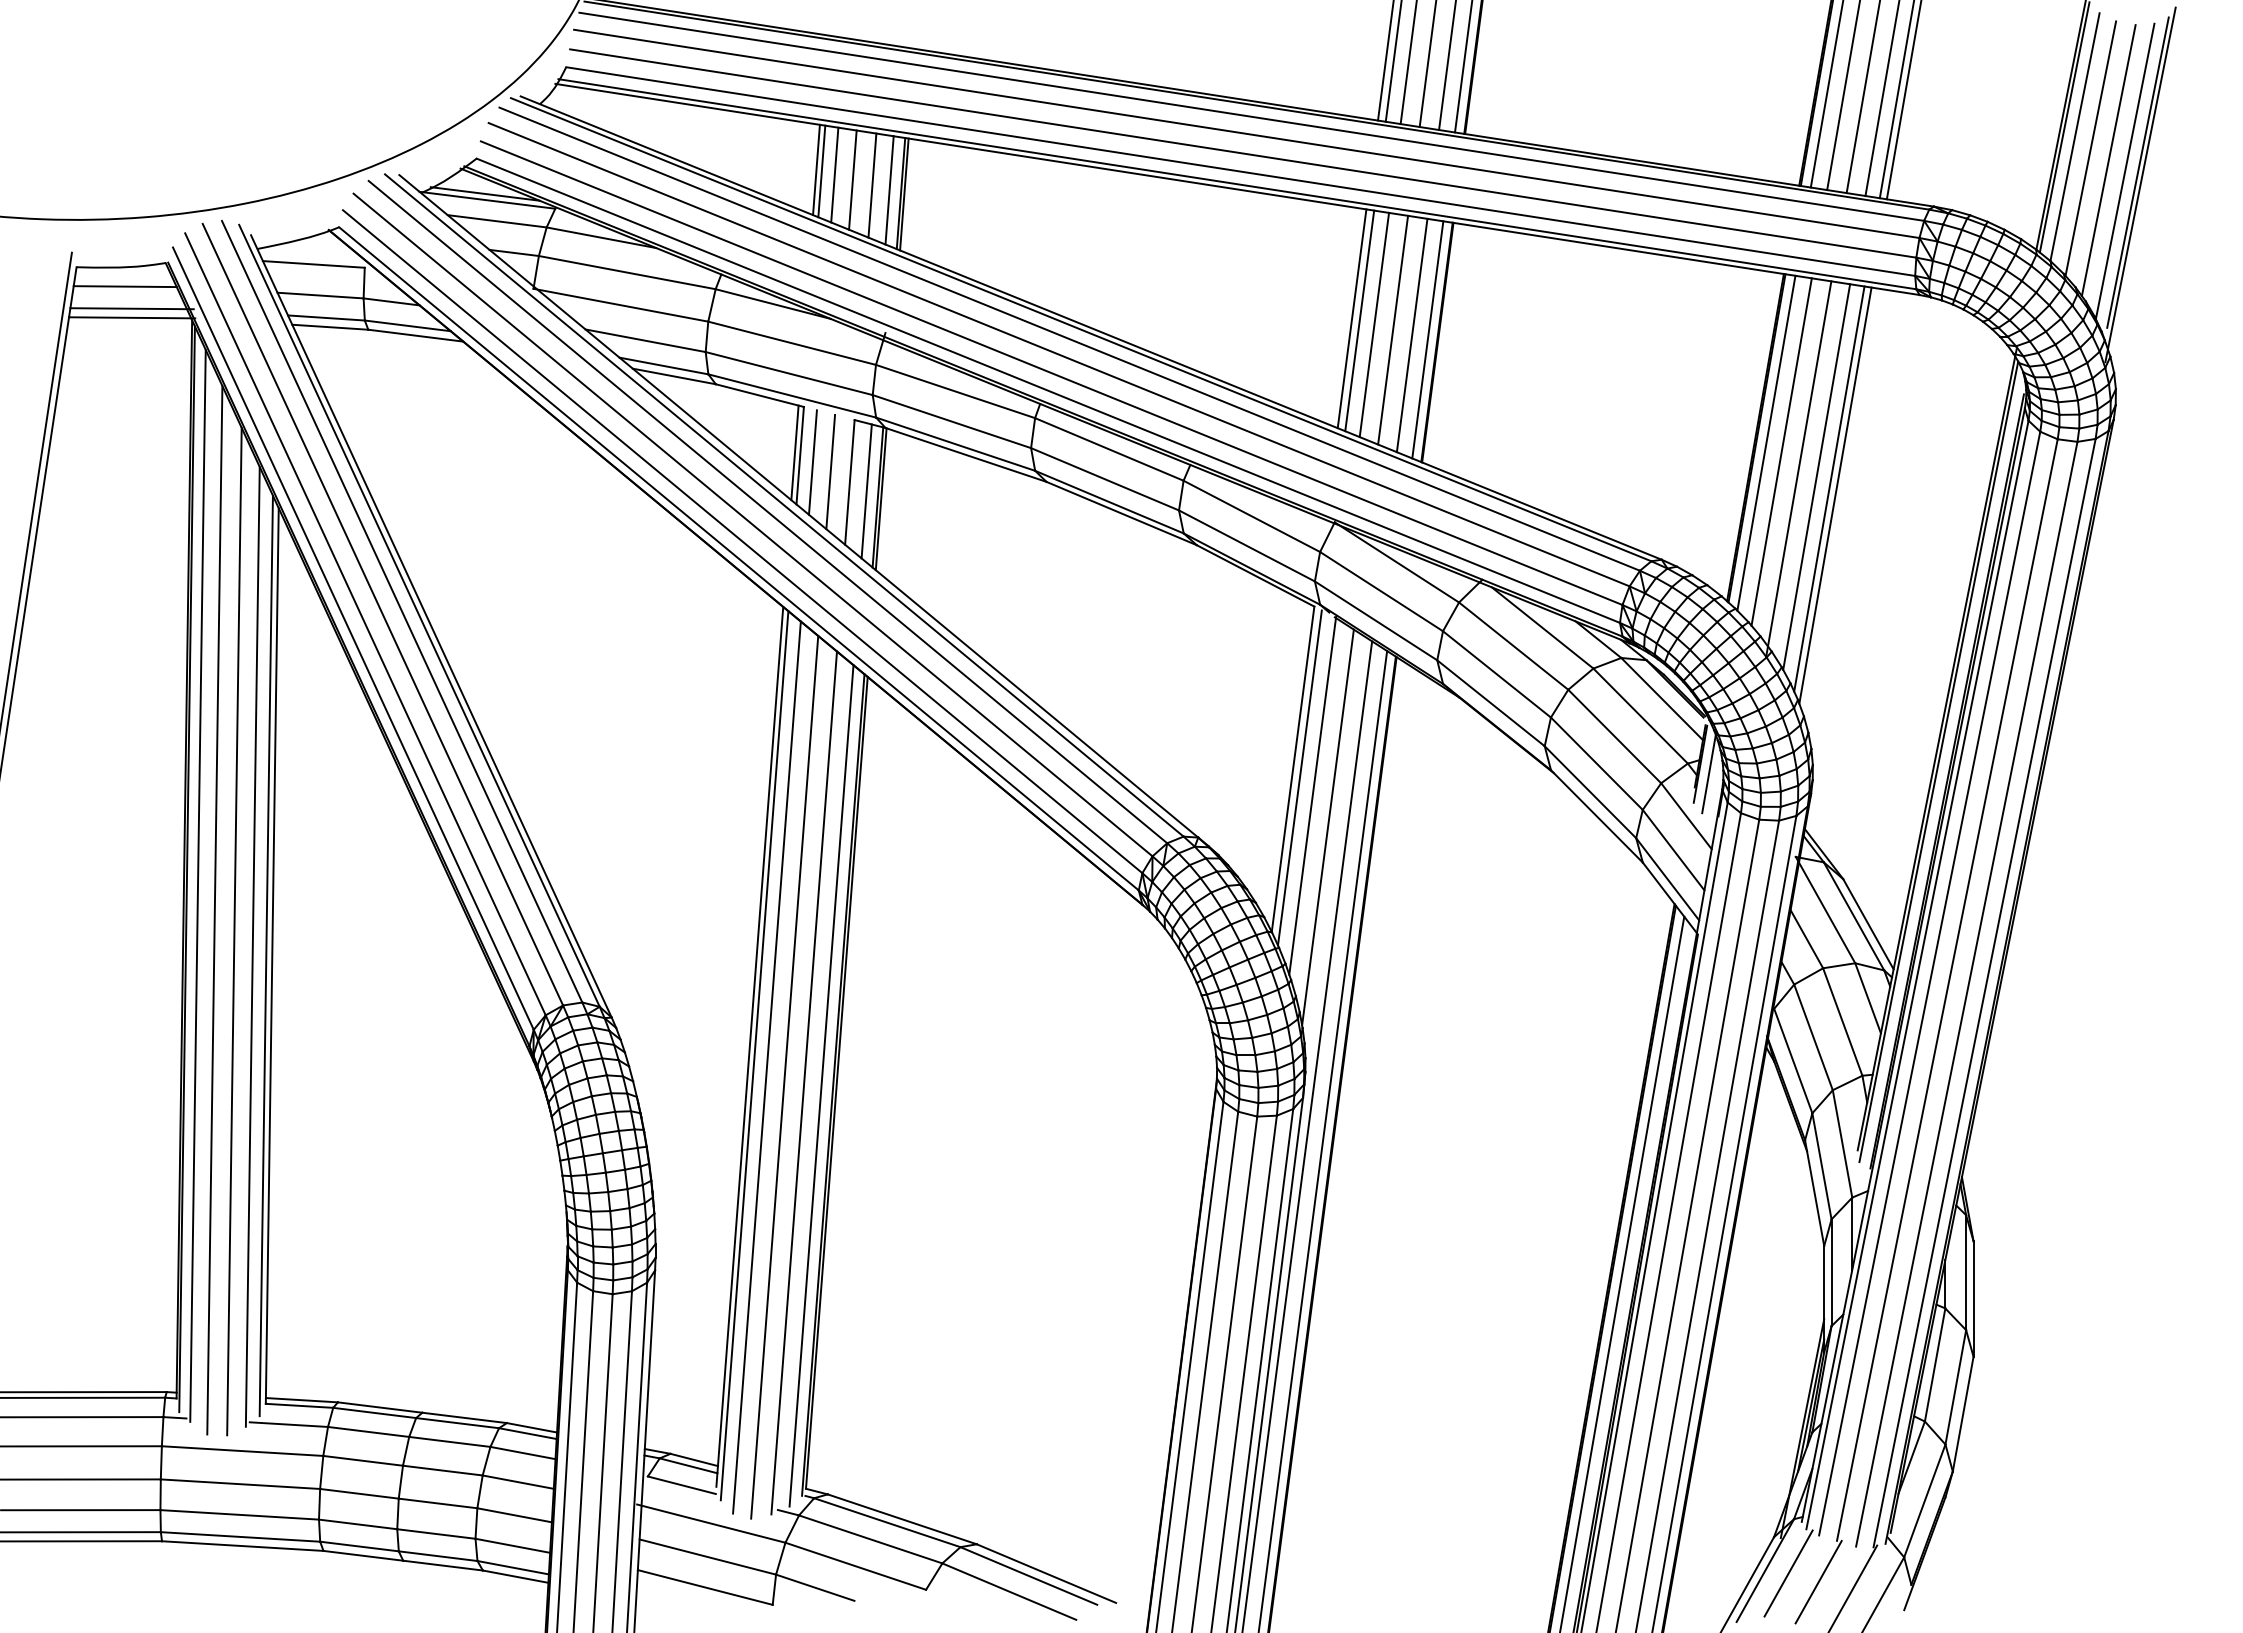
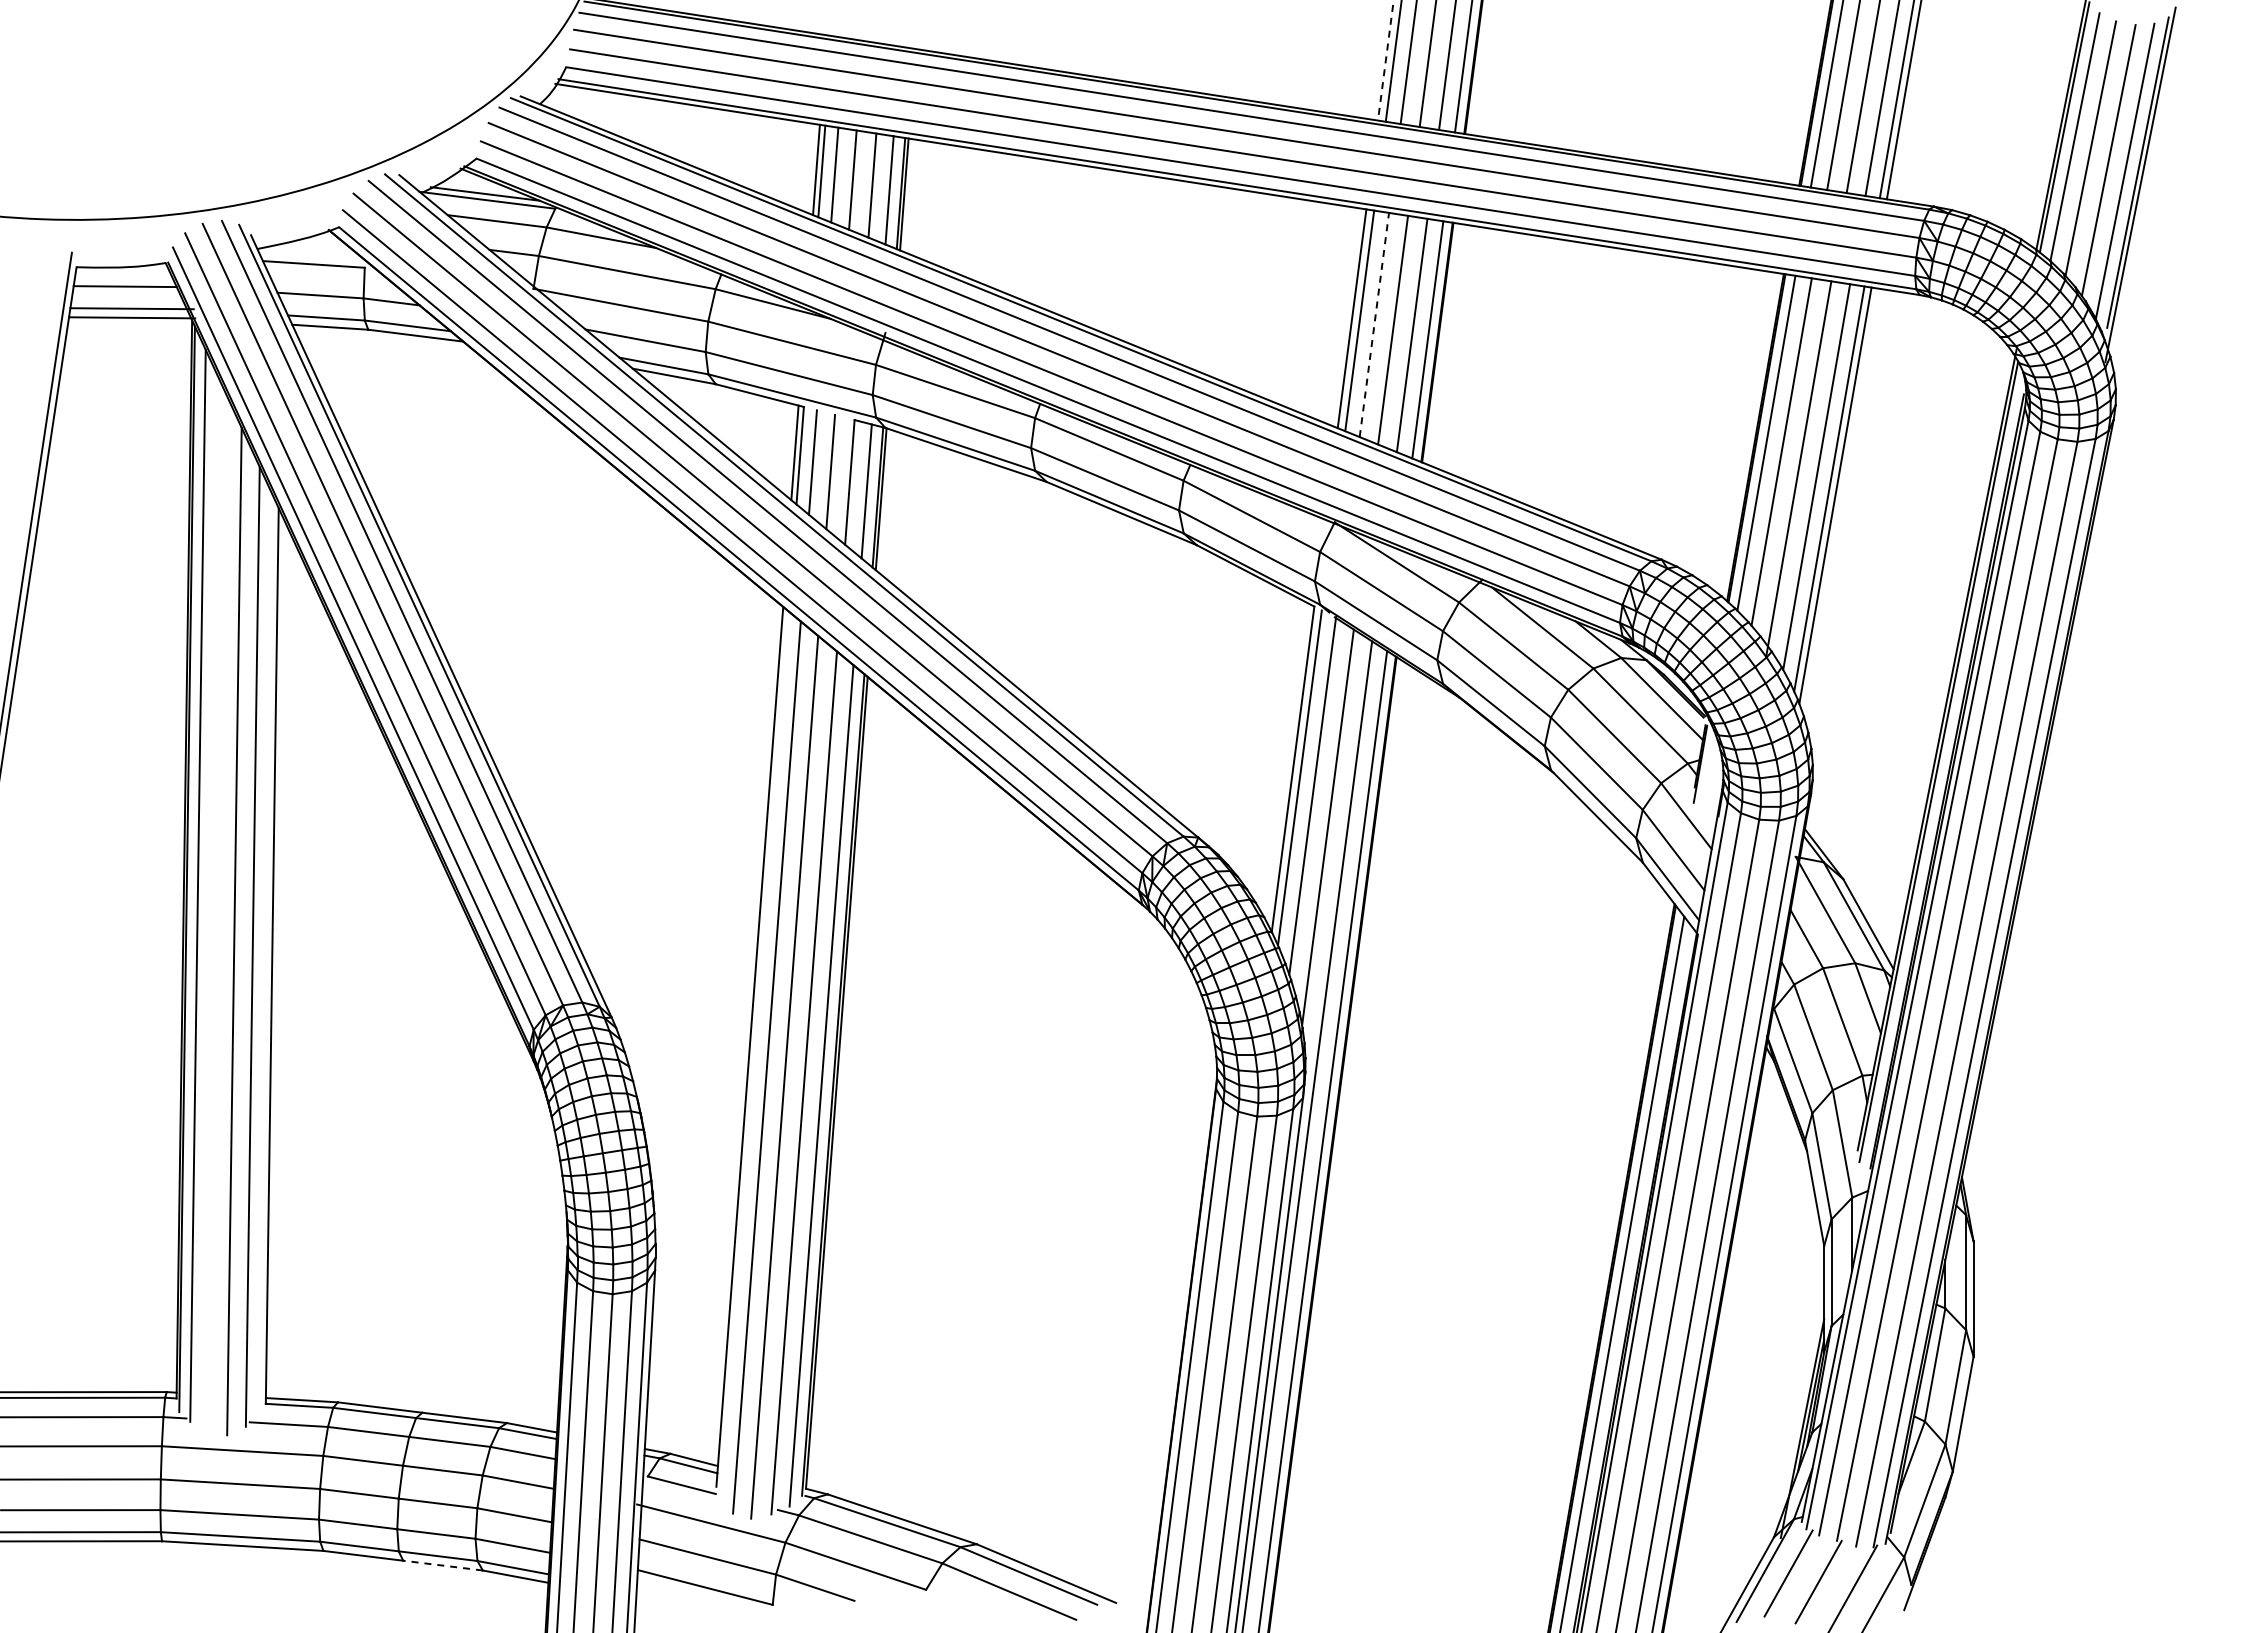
line: solid -> dashed (1385, 61)
line: solid -> dashed (1374, 324)
line: present -> none (1708, 773)
line: present -> none (214, 910)
line: present -> none (265, 955)
line: present -> none (754, 1055)
line: solid -> dashed (442, 1565)
